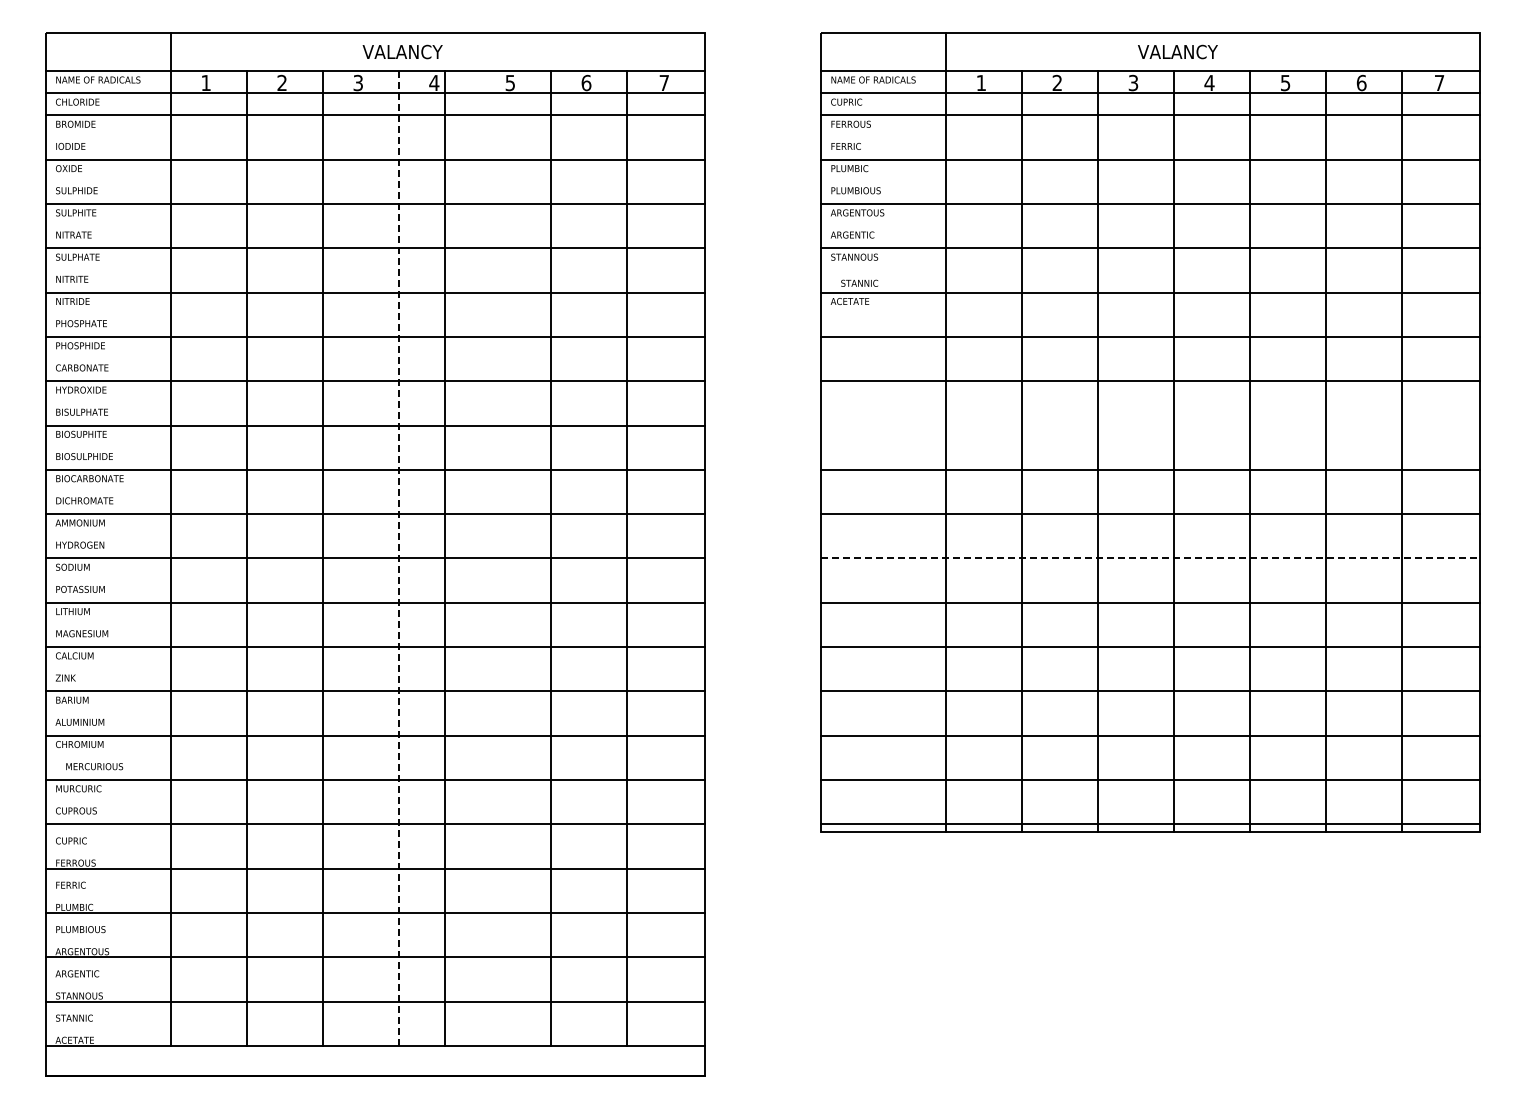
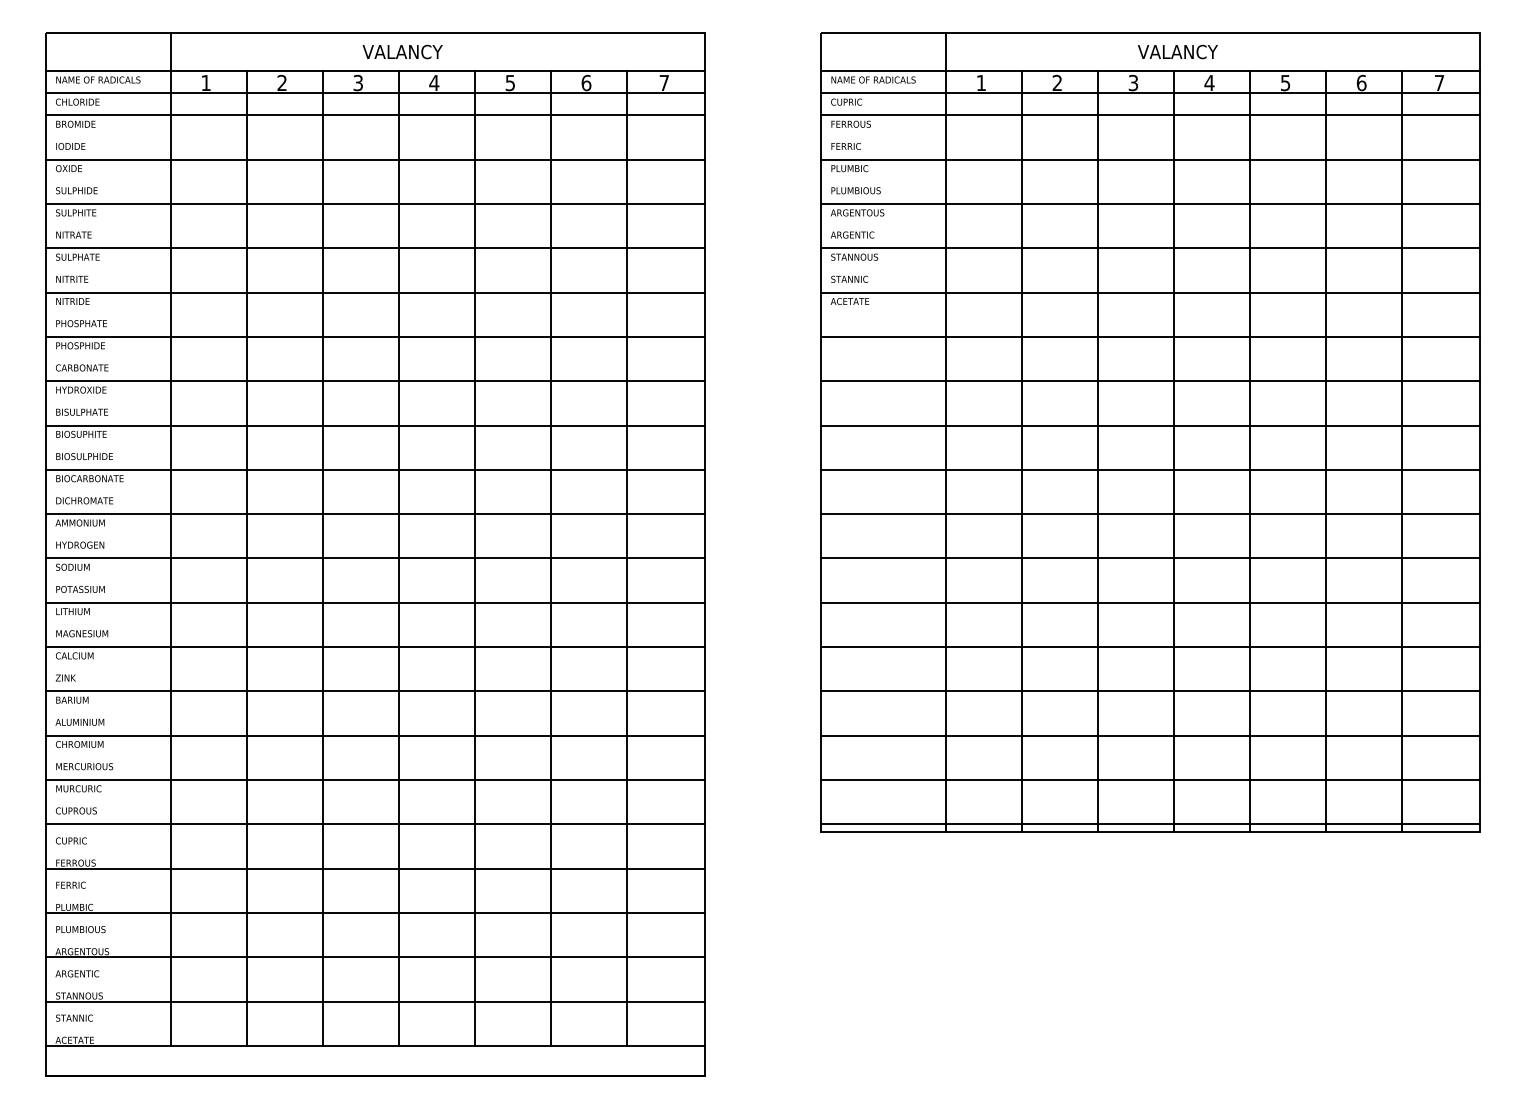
text position: (859, 282) -> (849, 278) (849, 278)
line: none -> present (1150, 425)
line position: (445, 558) -> (475, 558) (475, 558)
line: dashed -> solid (1150, 558)
line: dashed -> solid (398, 559)
text position: (94, 766) -> (84, 766) (84, 766)
